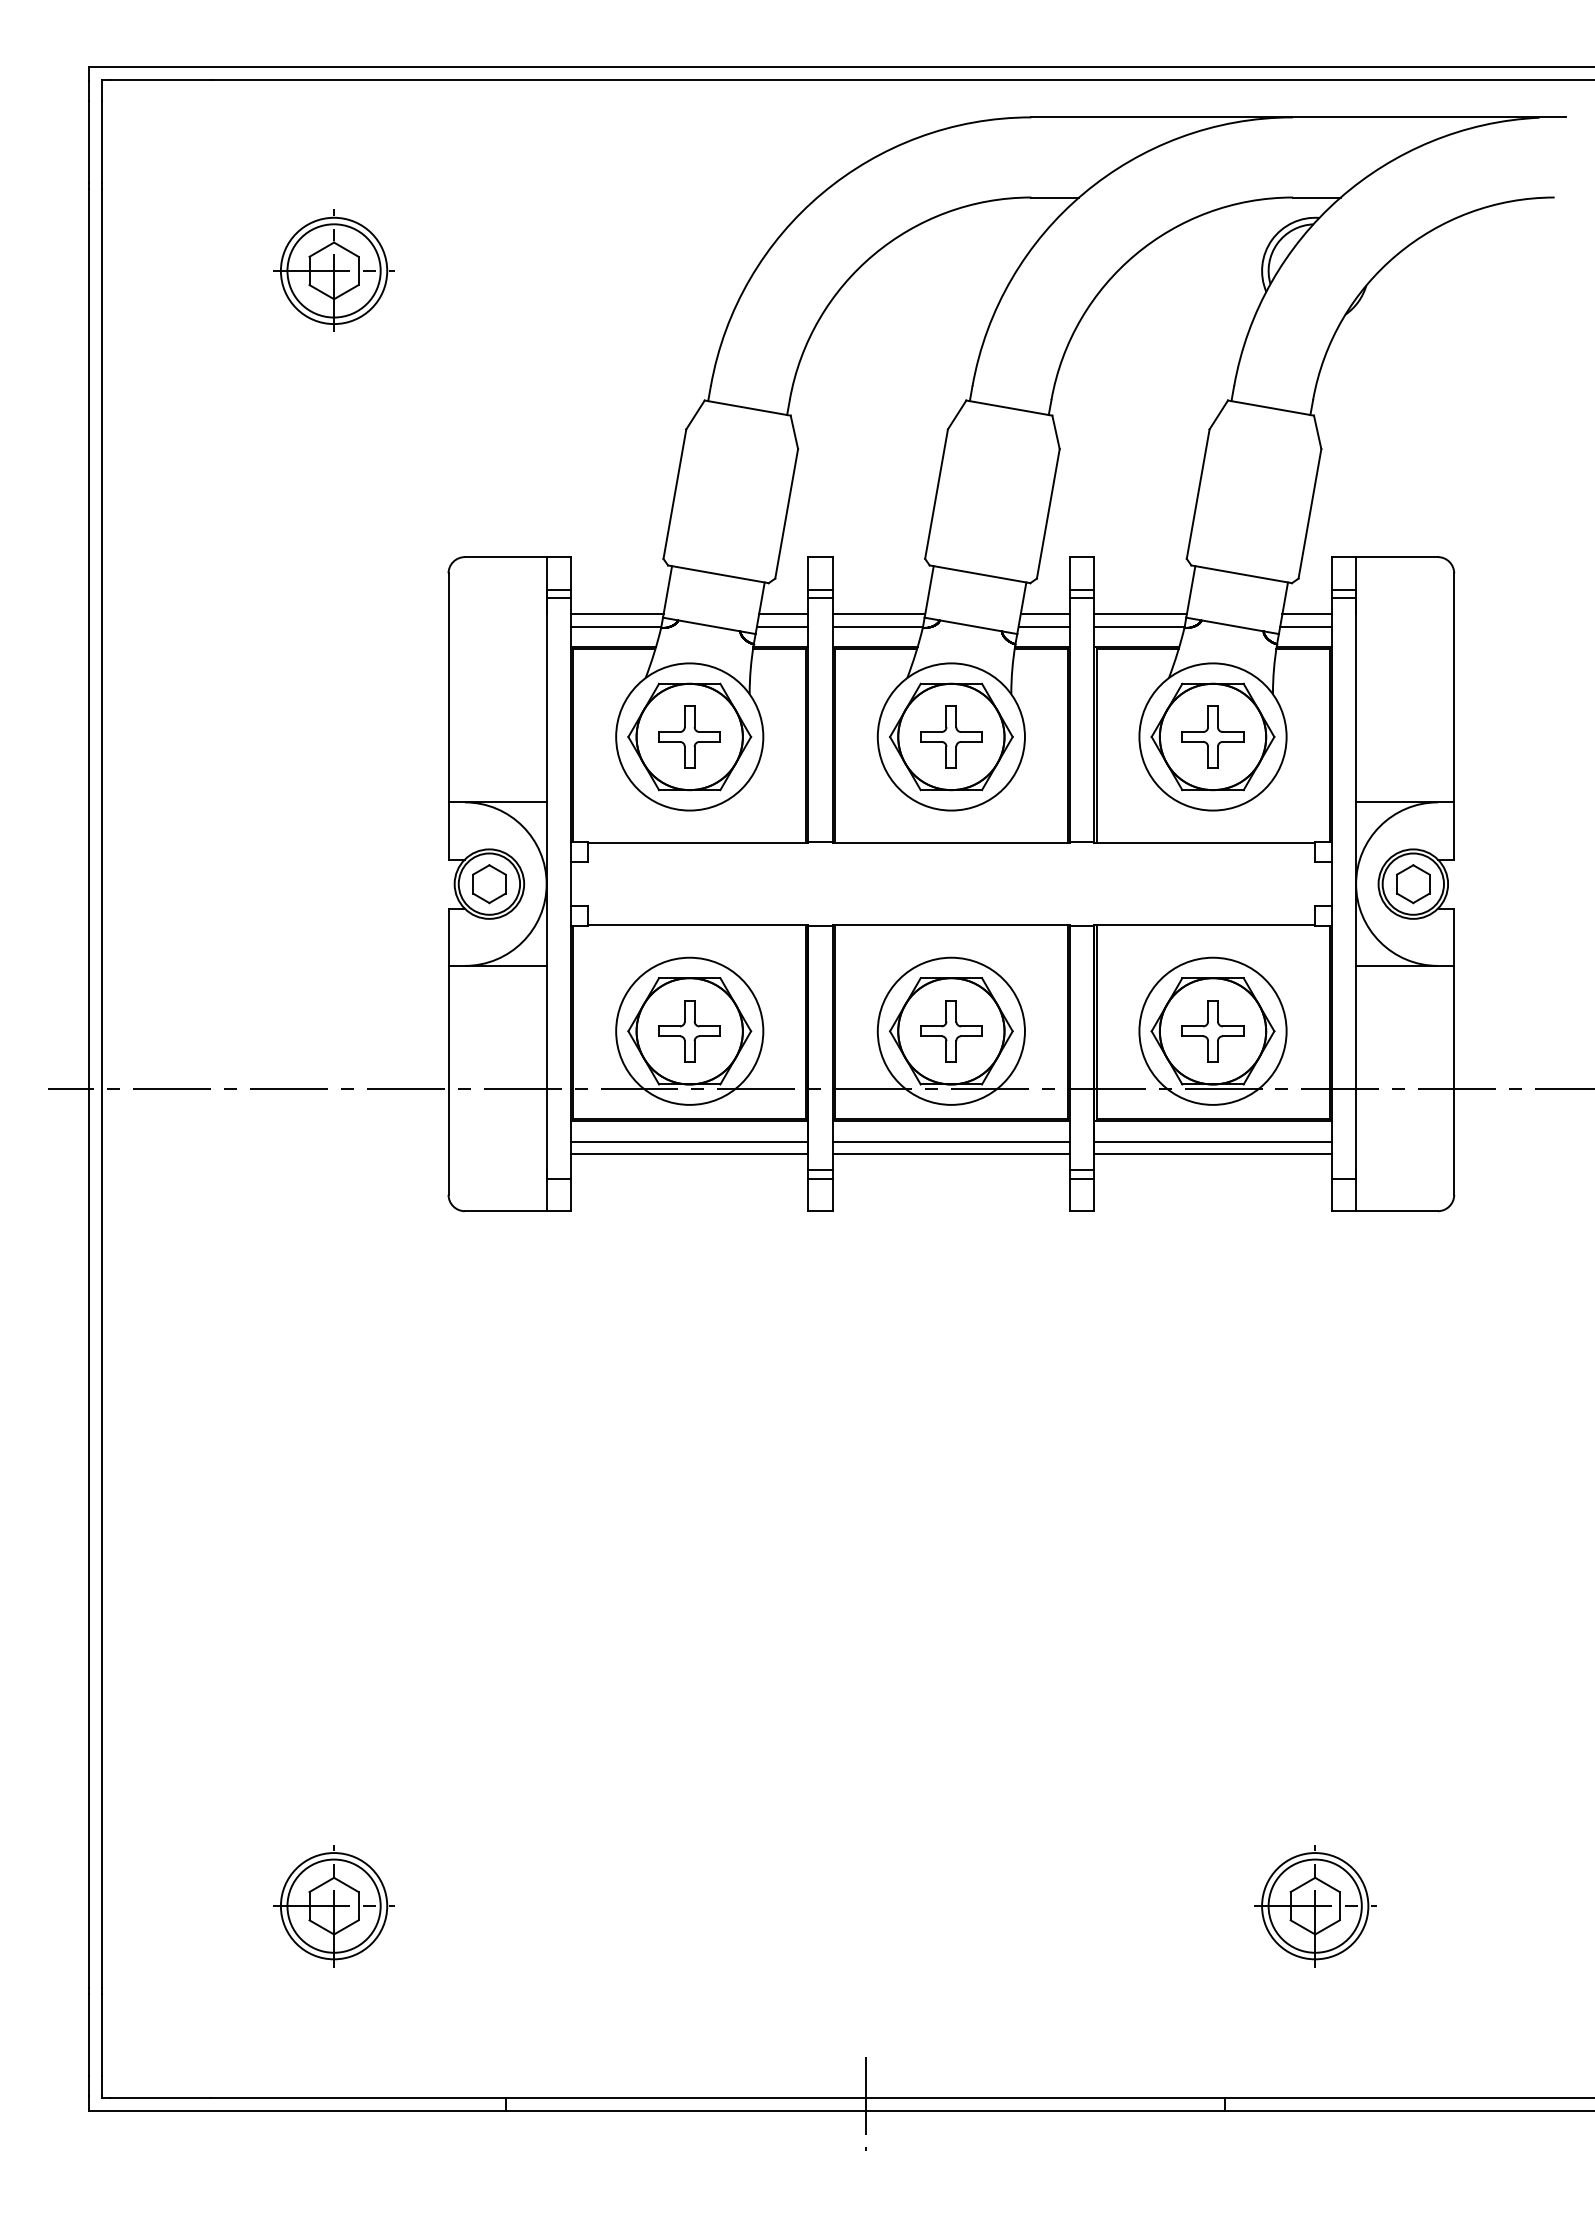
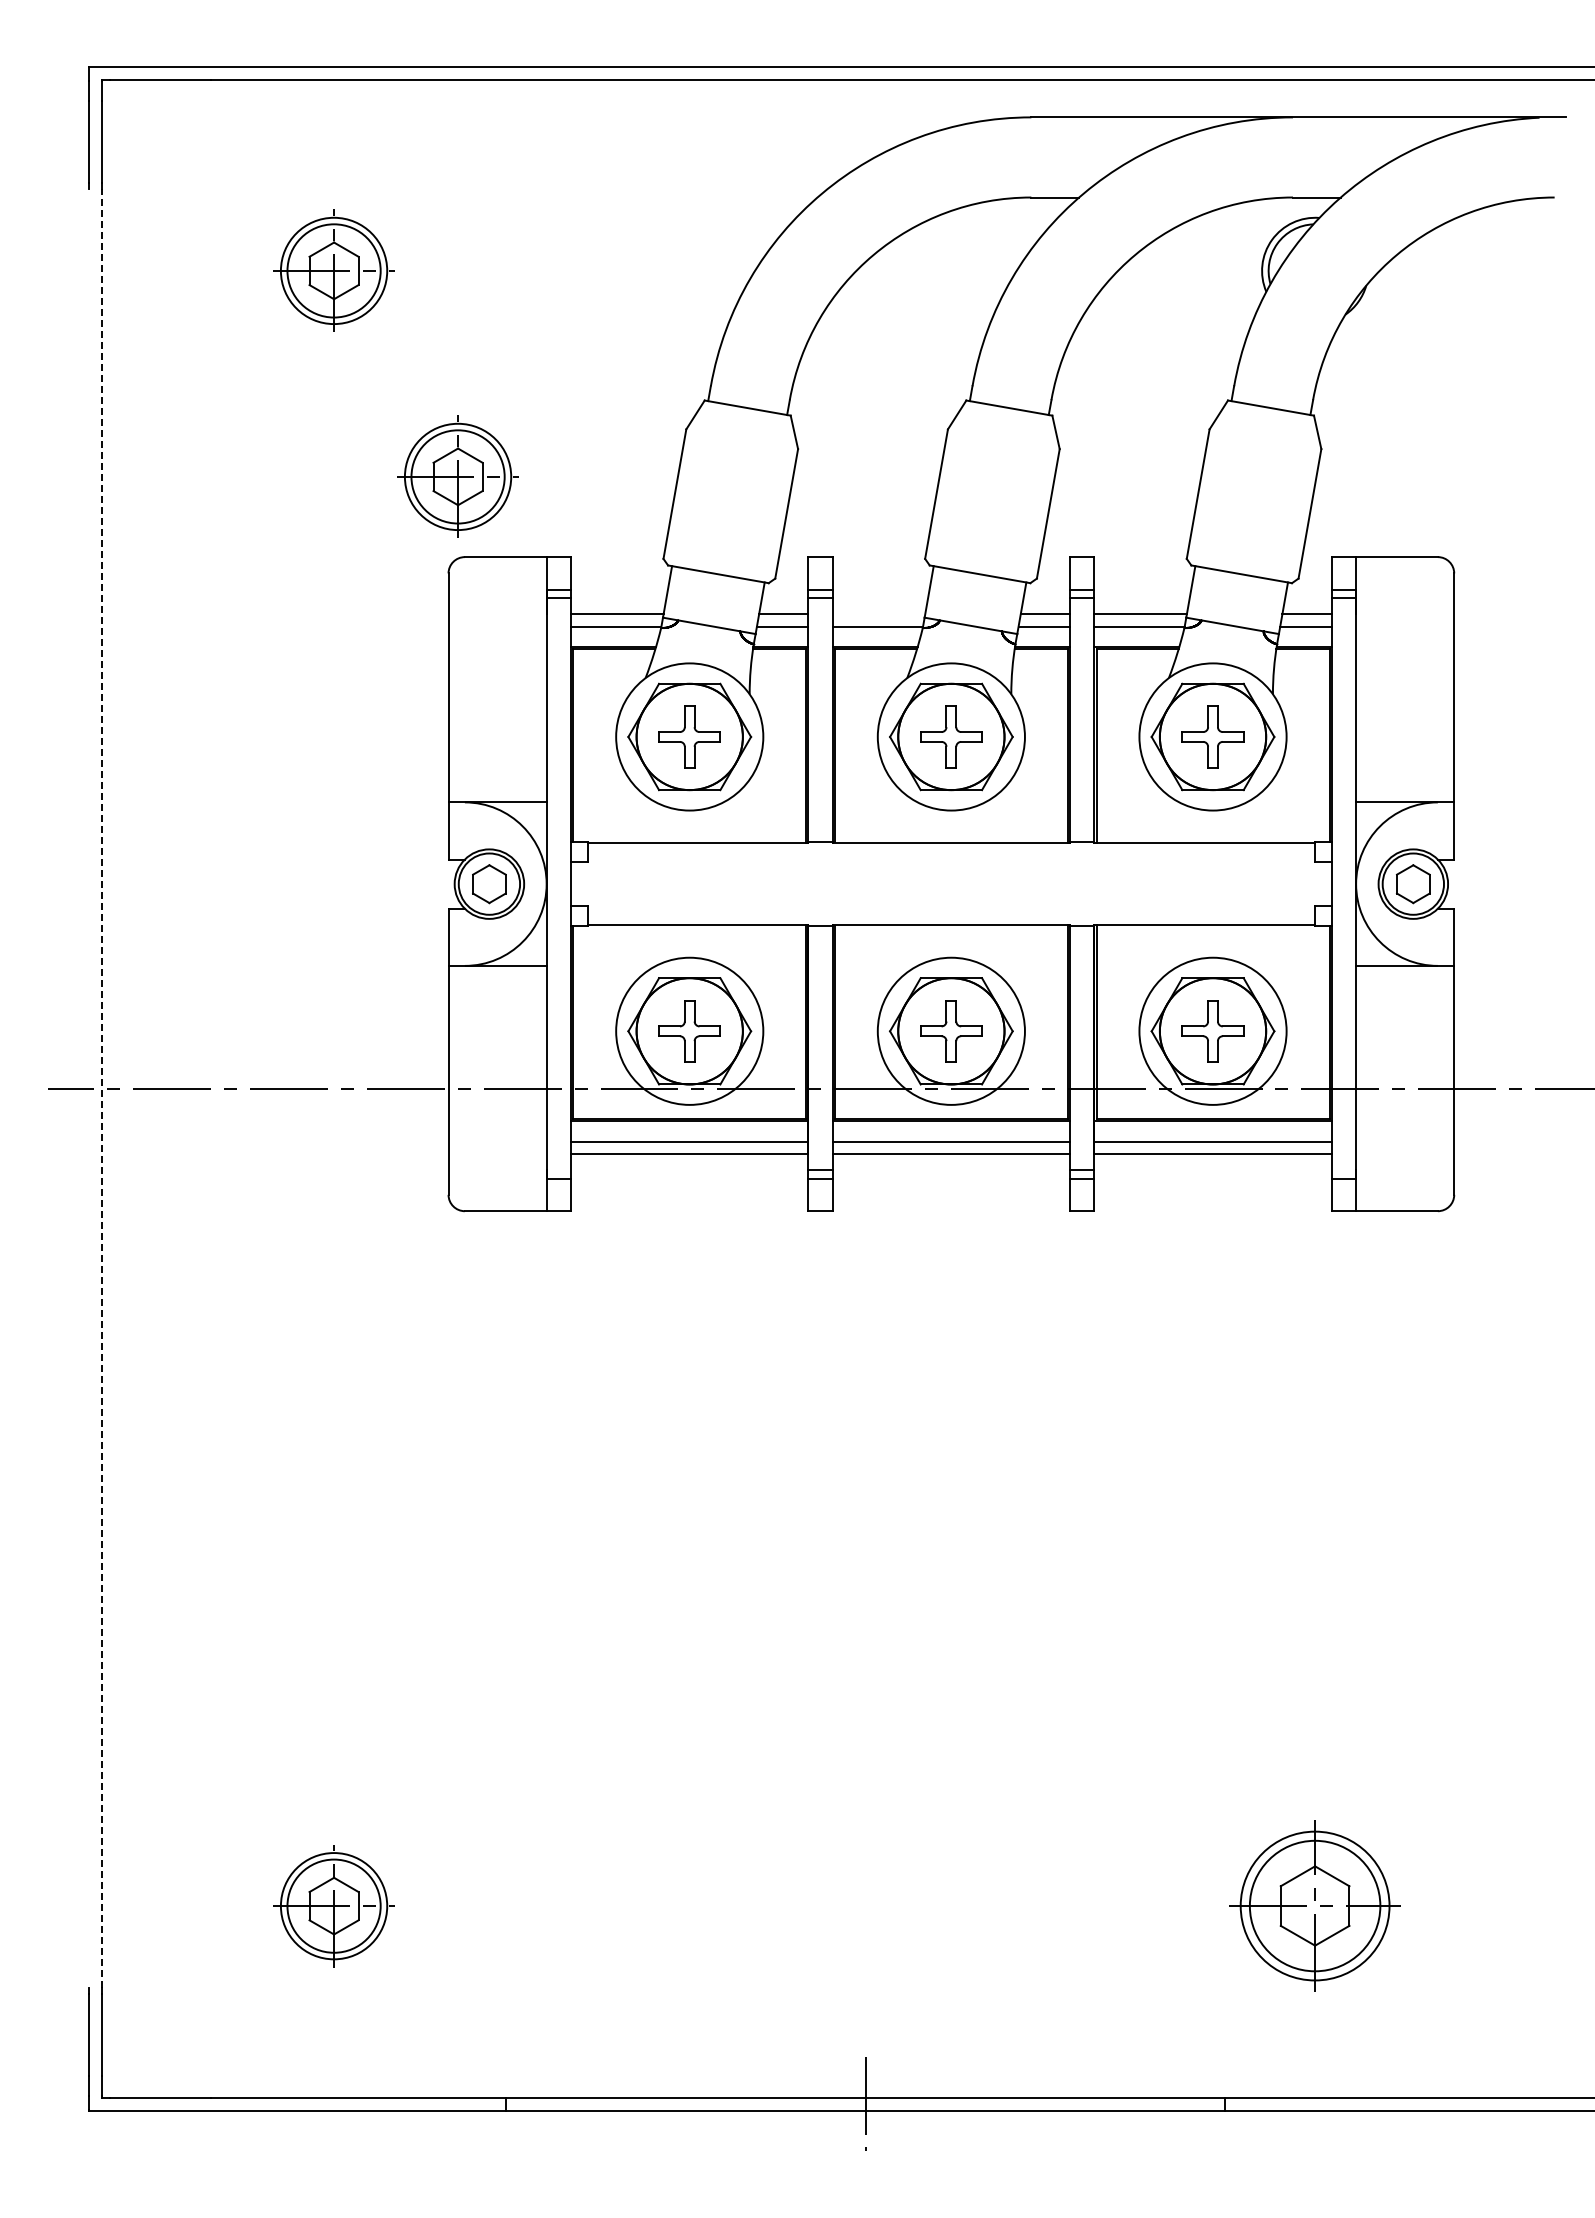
part: none -> present (457, 476)
line: present -> none (878, 614)
line: present -> none (88, 1088)
line: solid -> dashed (101, 1088)
part size: 123x123 px -> 172x172 px (1314, 1905)
